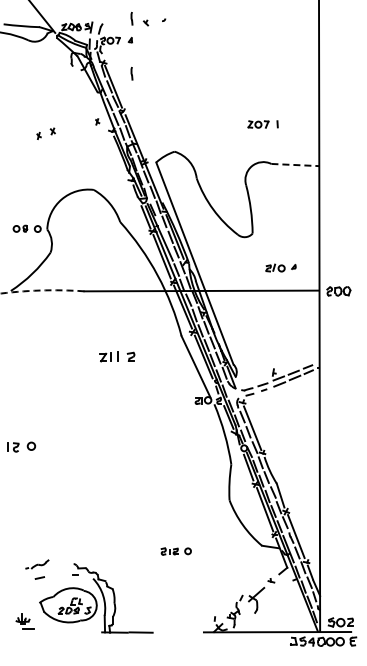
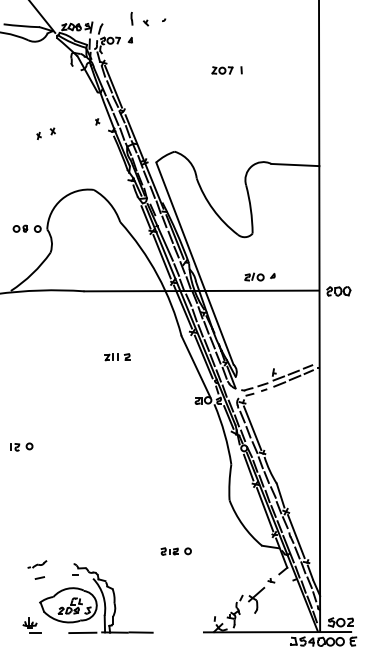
part: present -> none (131, 73)
part position: (262, 124) -> (226, 70) (226, 70)
line: dashed -> solid (295, 165)
part position: (280, 267) -> (259, 276) (259, 276)
arc: dashed -> solid (41, 290)
part size: 37x12 px -> 27x9 px (117, 357)
part size: 30x12 px -> 24x10 px (21, 446)
part size: 25x11 px -> 21x9 px (37, 564)
part position: (24, 621) -> (31, 625) (31, 625)
line: none -> present (82, 632)
